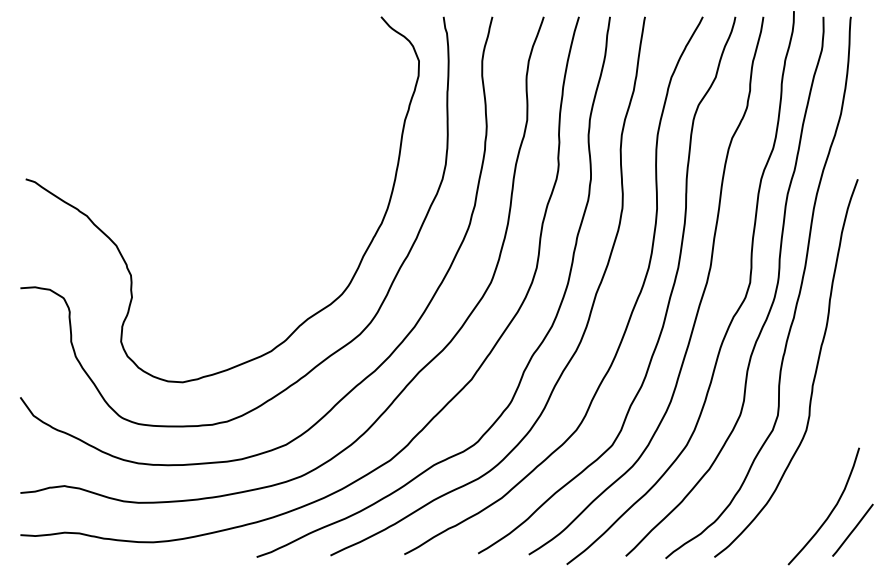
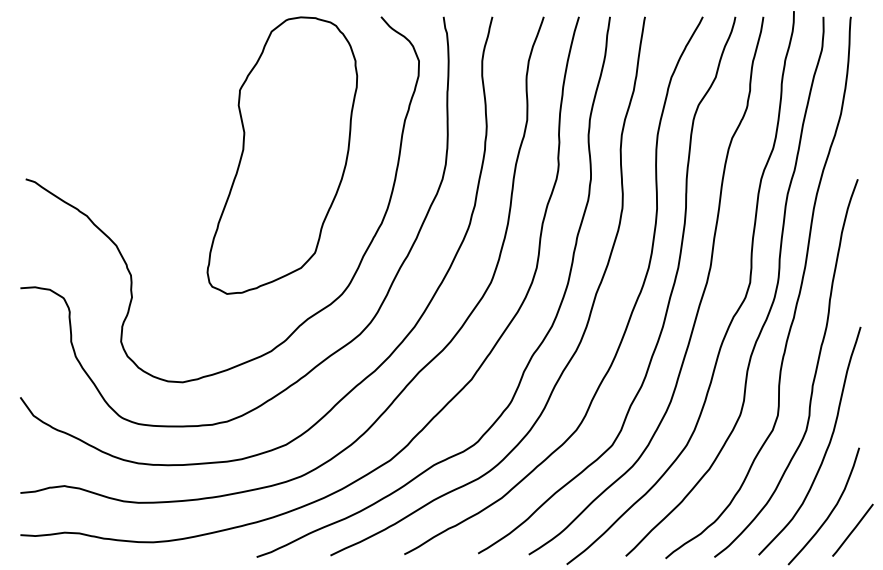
part: none -> present (282, 155)
curve: none -> present (827, 445)
